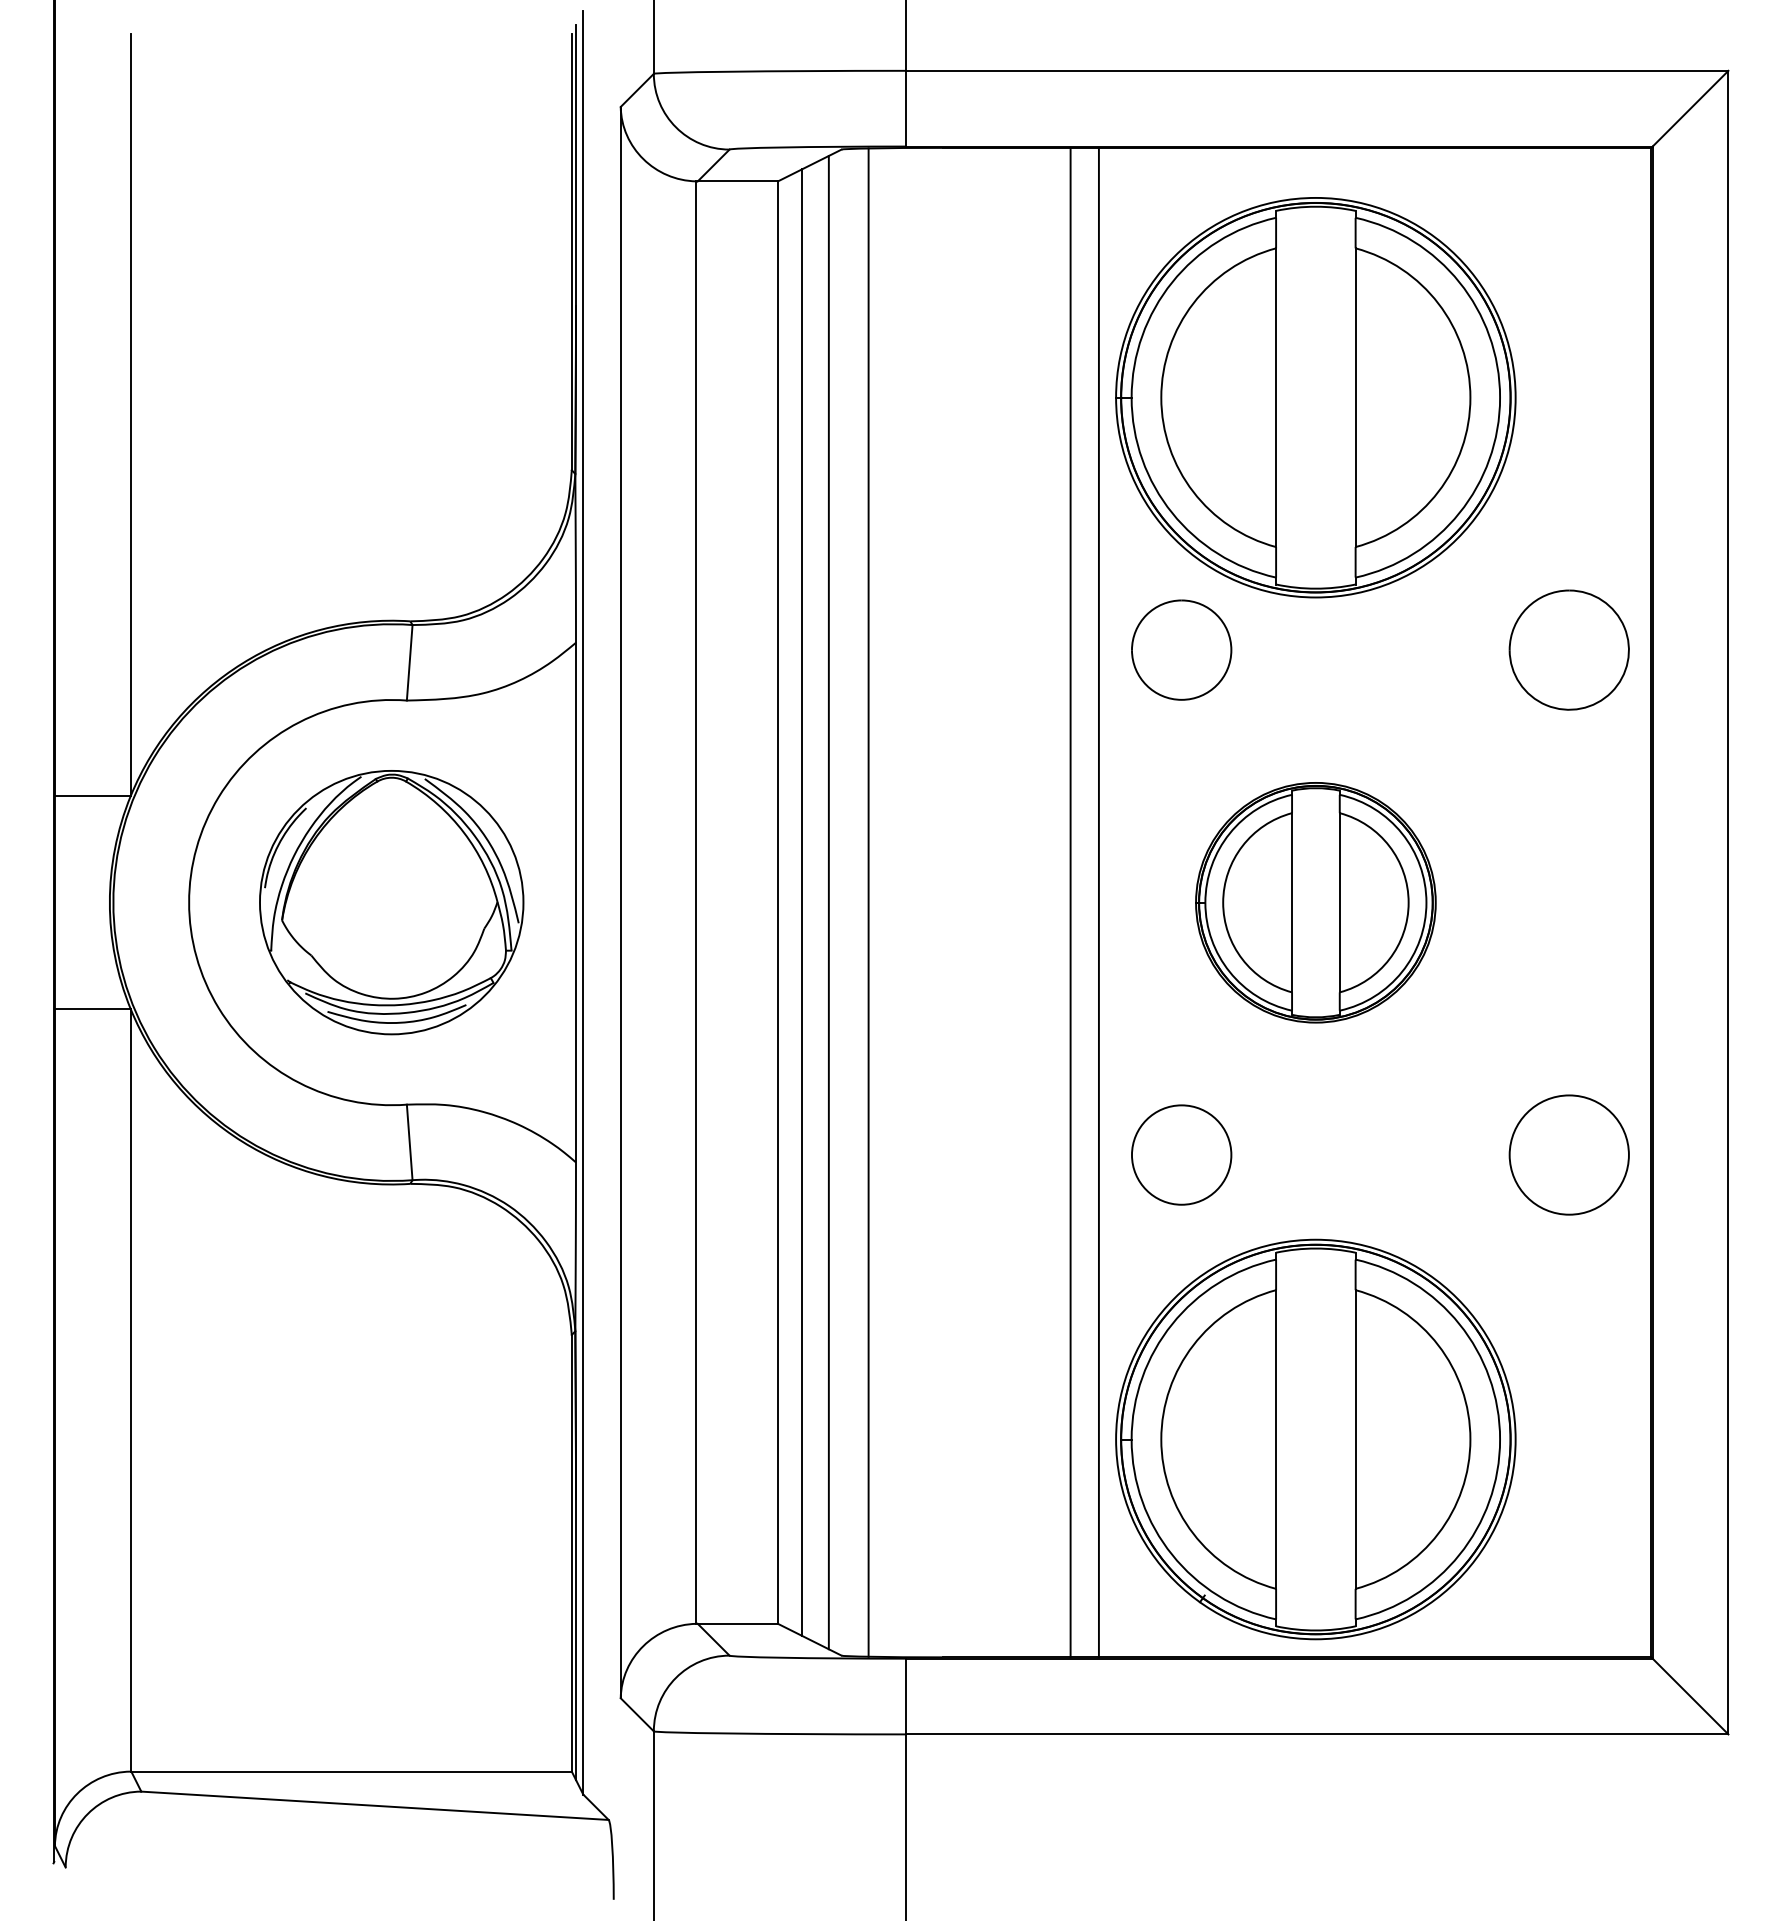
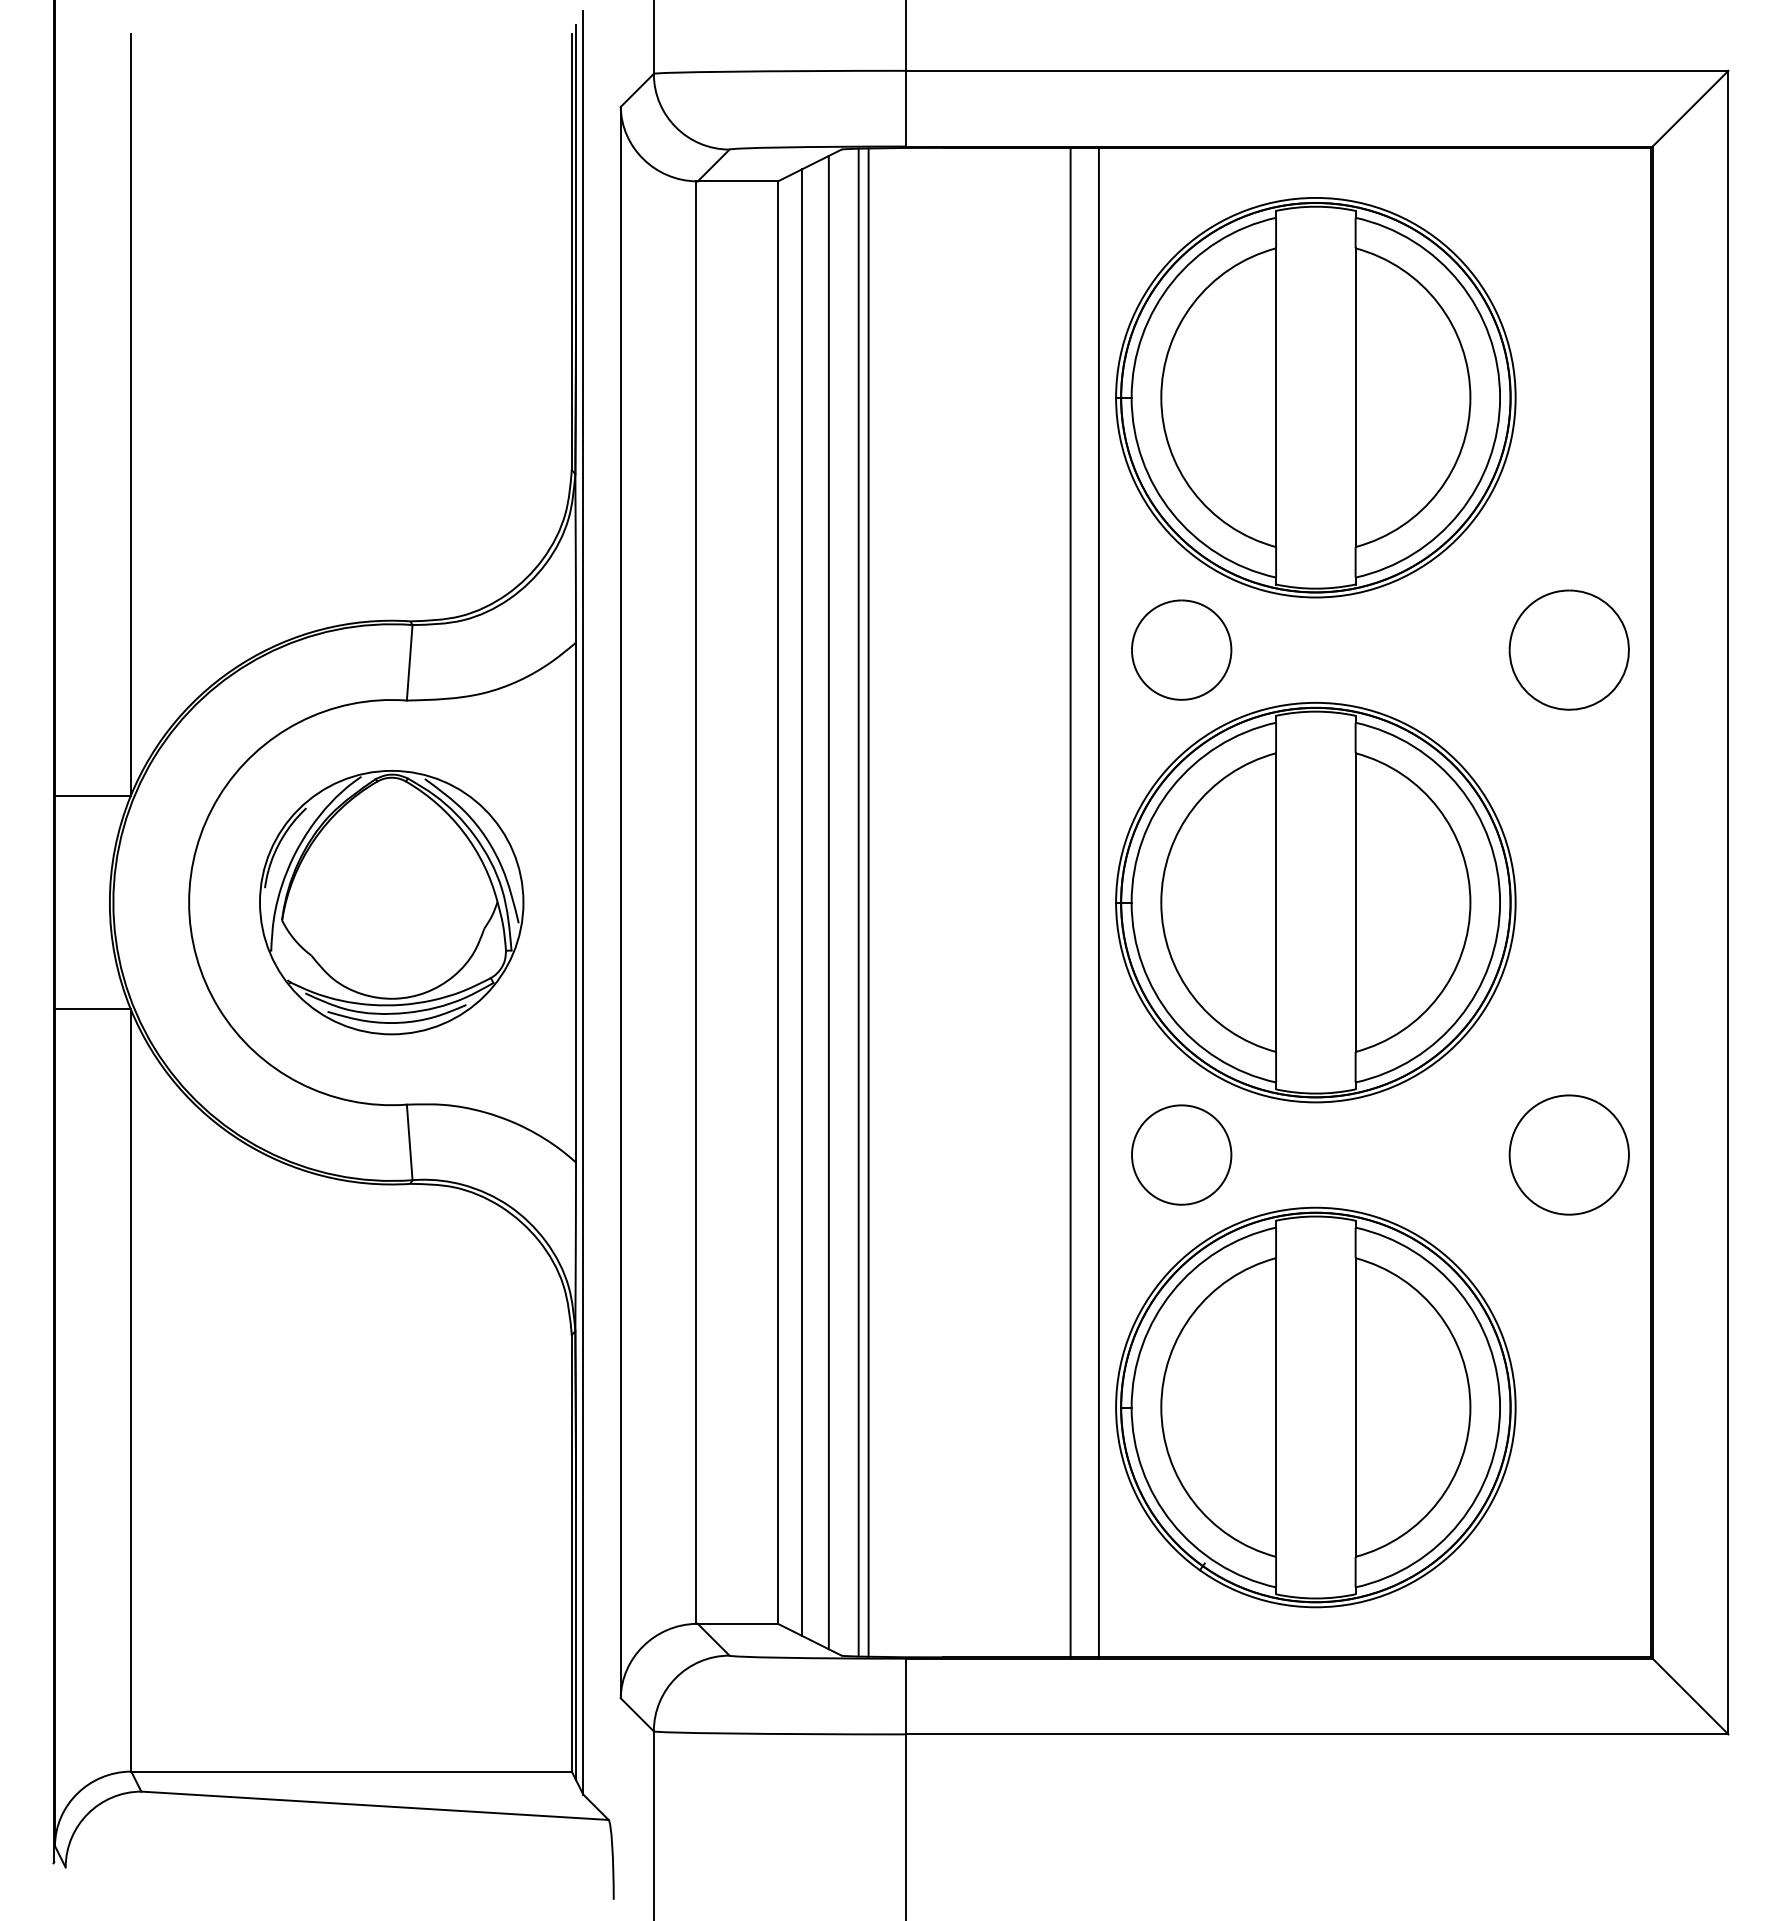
line: none -> present (858, 902)
part size: 242x242 px -> 402x402 px (1315, 902)
part position: (1315, 1439) -> (1315, 1407) (1315, 1407)
